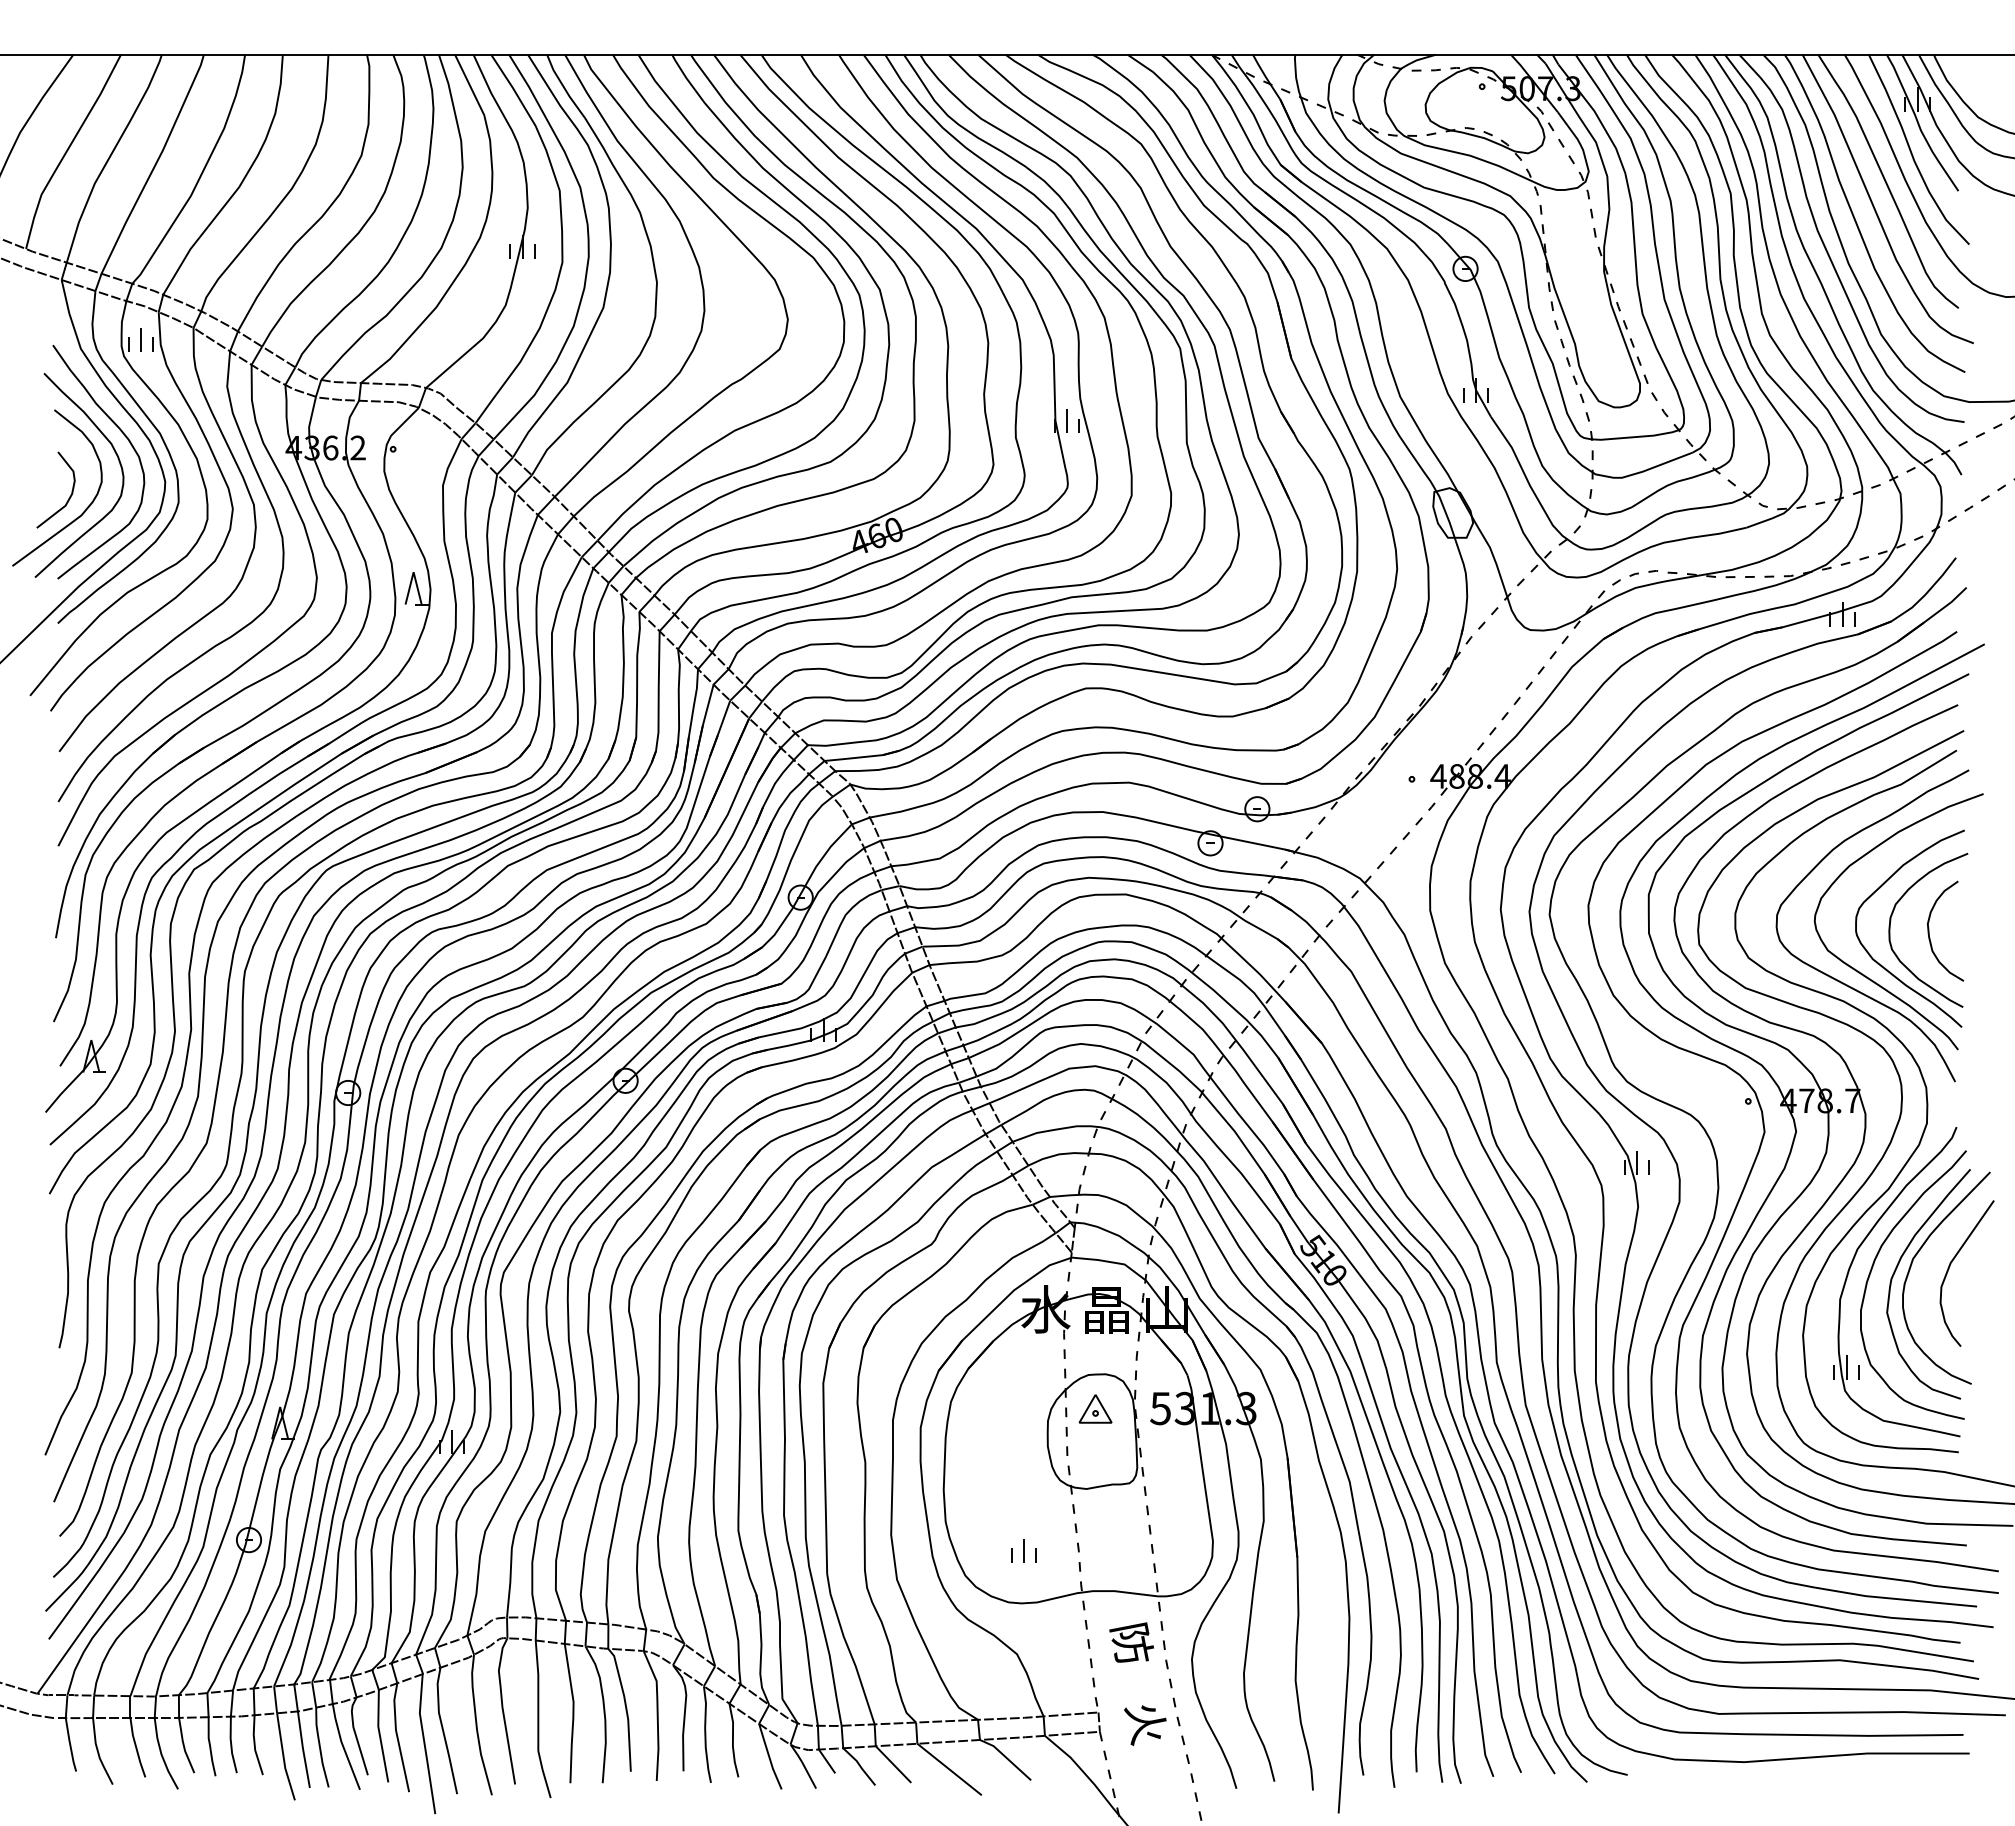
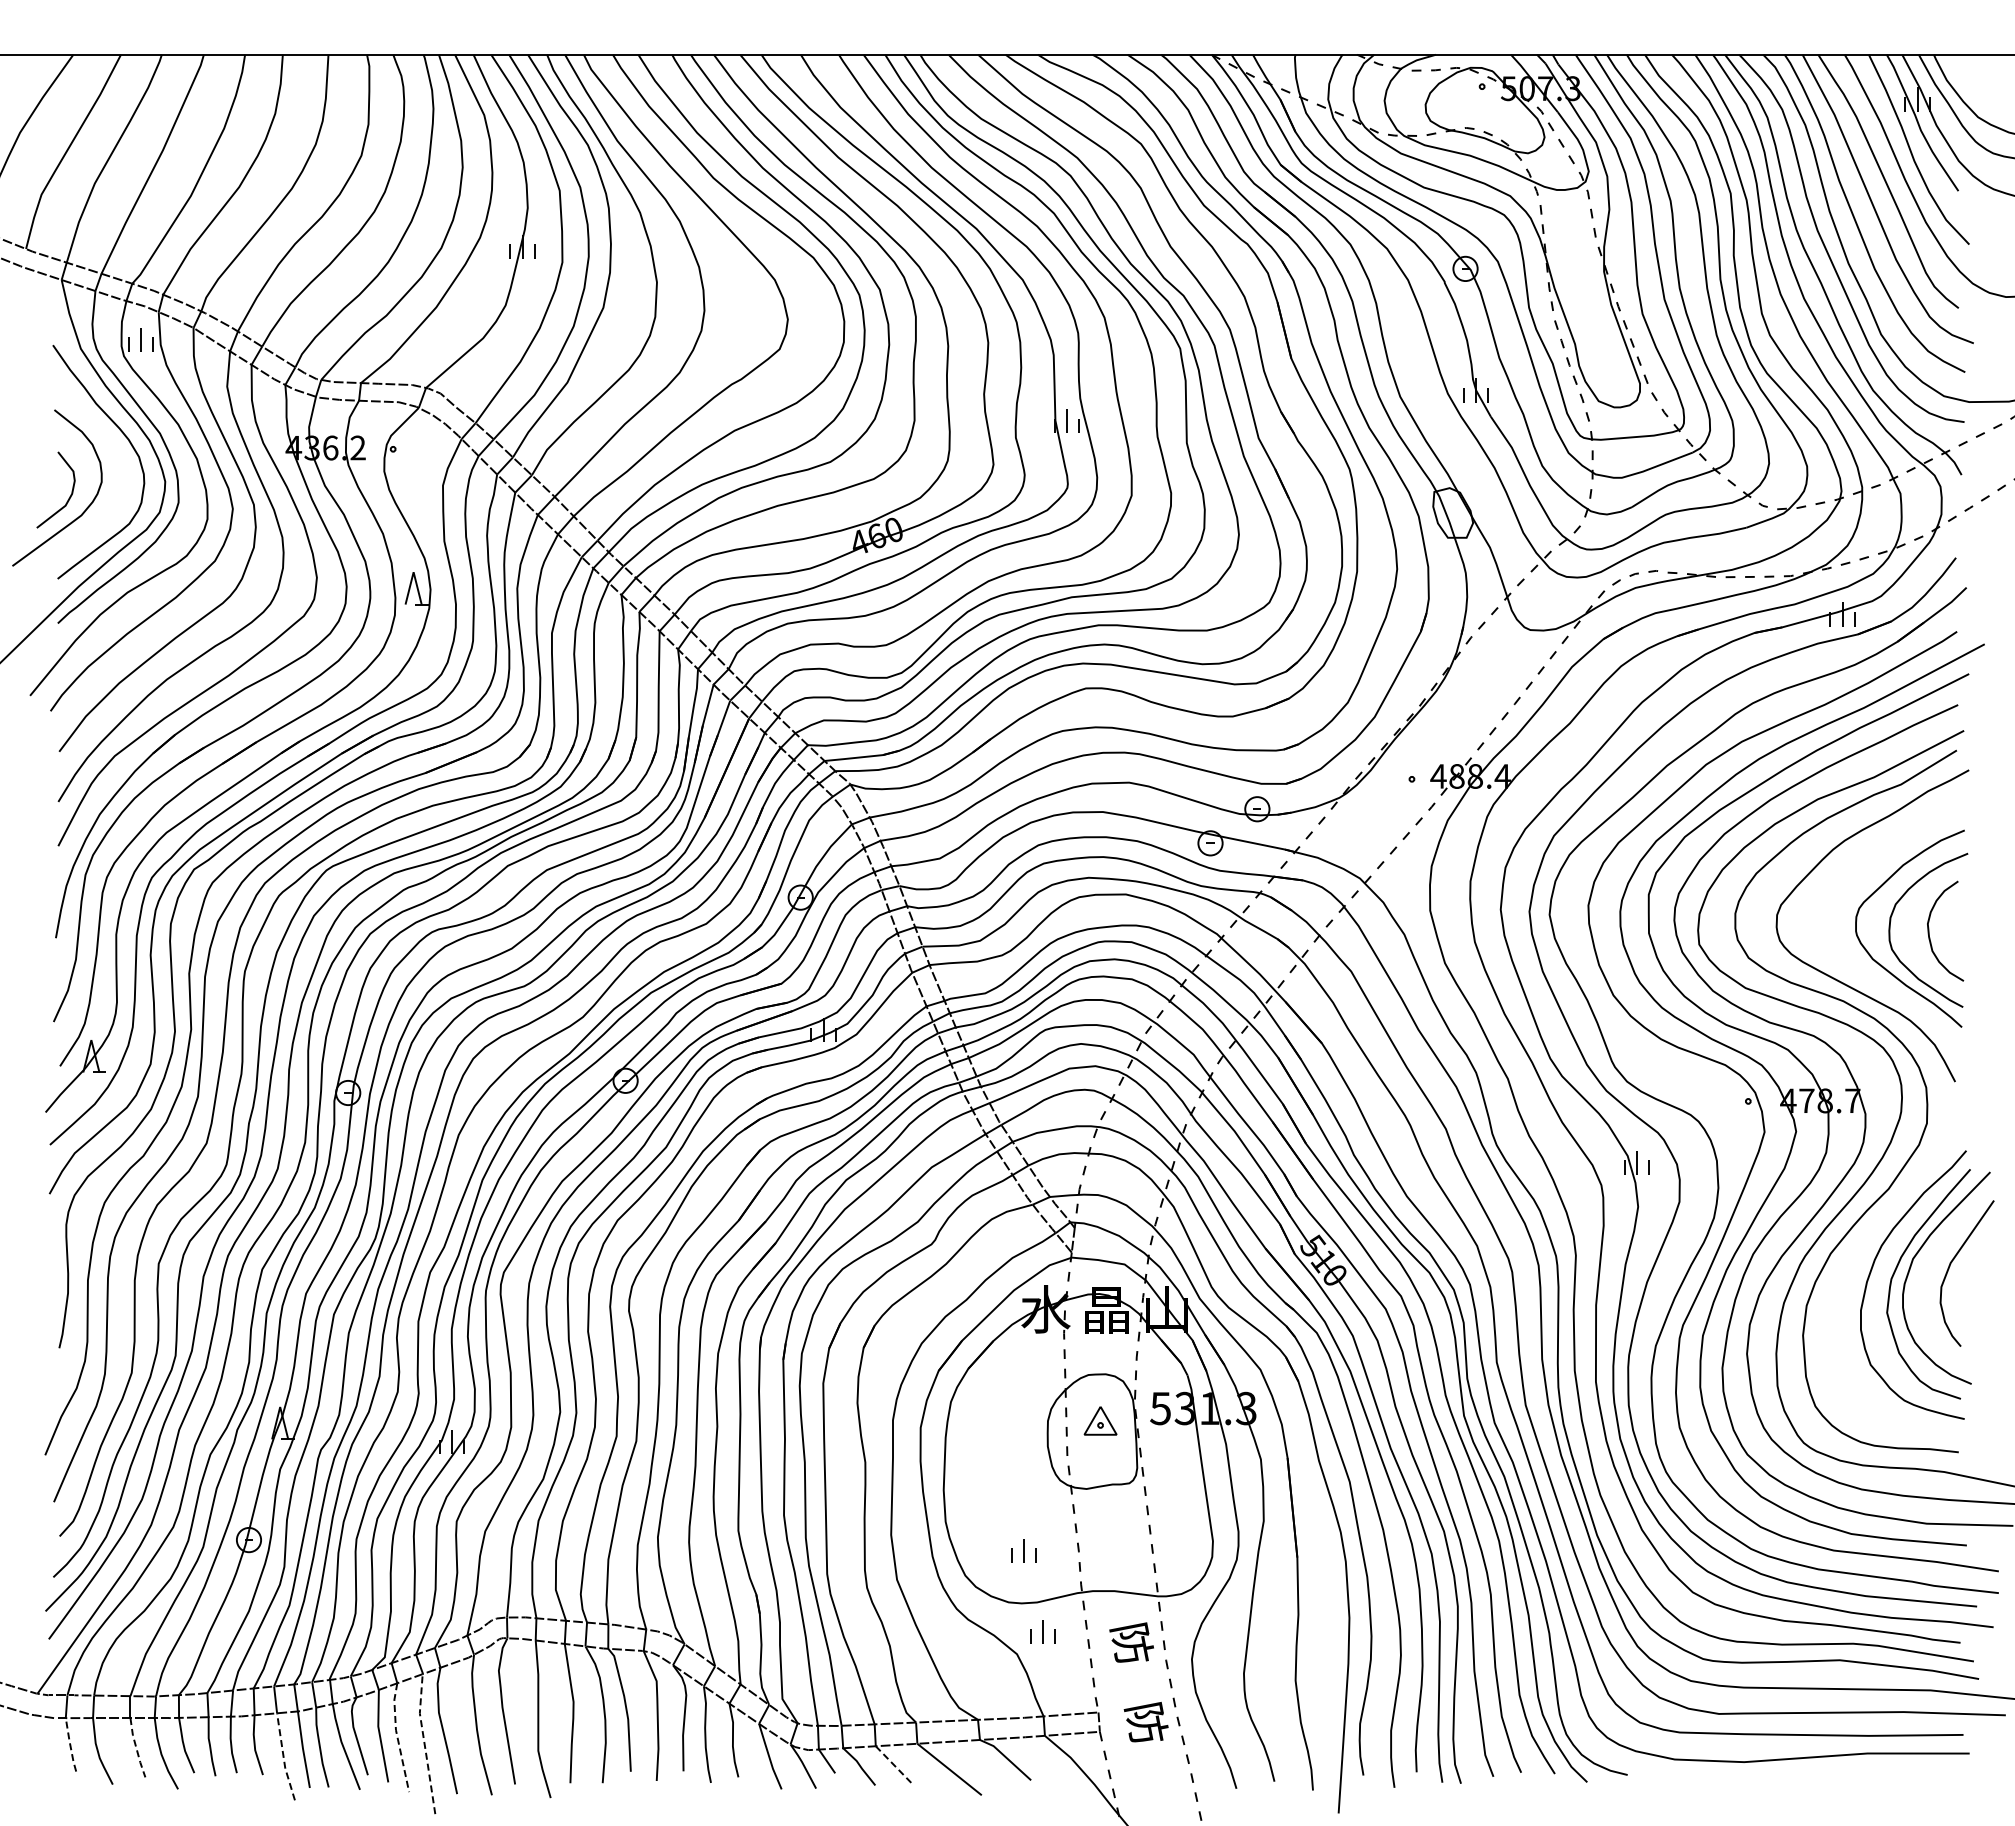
curve: present -> none (118, 461)
curve: present -> none (1864, 974)
part: present -> none (1852, 1264)
part position: (1095, 1408) -> (1100, 1420) (1100, 1420)
part: none -> present (1042, 1631)
text: 火 -> 防 (1145, 1723)
line: solid -> dashed (397, 1736)
line: solid -> dashed (424, 1743)
line: solid -> dashed (70, 1744)
line: solid -> dashed (136, 1748)
line: solid -> dashed (283, 1757)
line: solid -> dashed (893, 1764)
